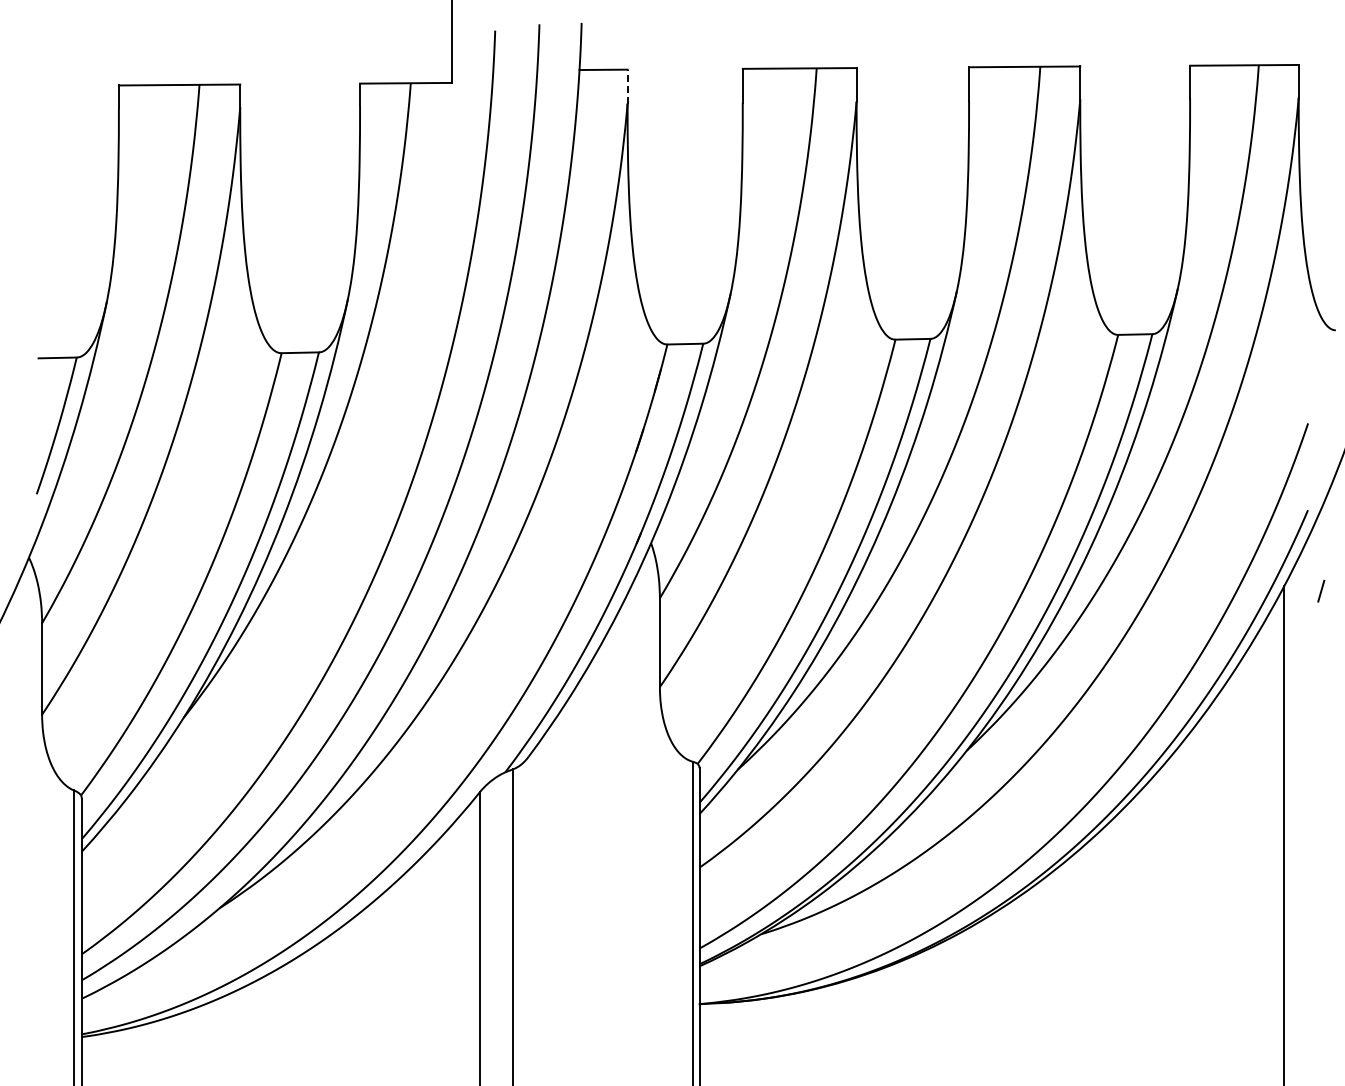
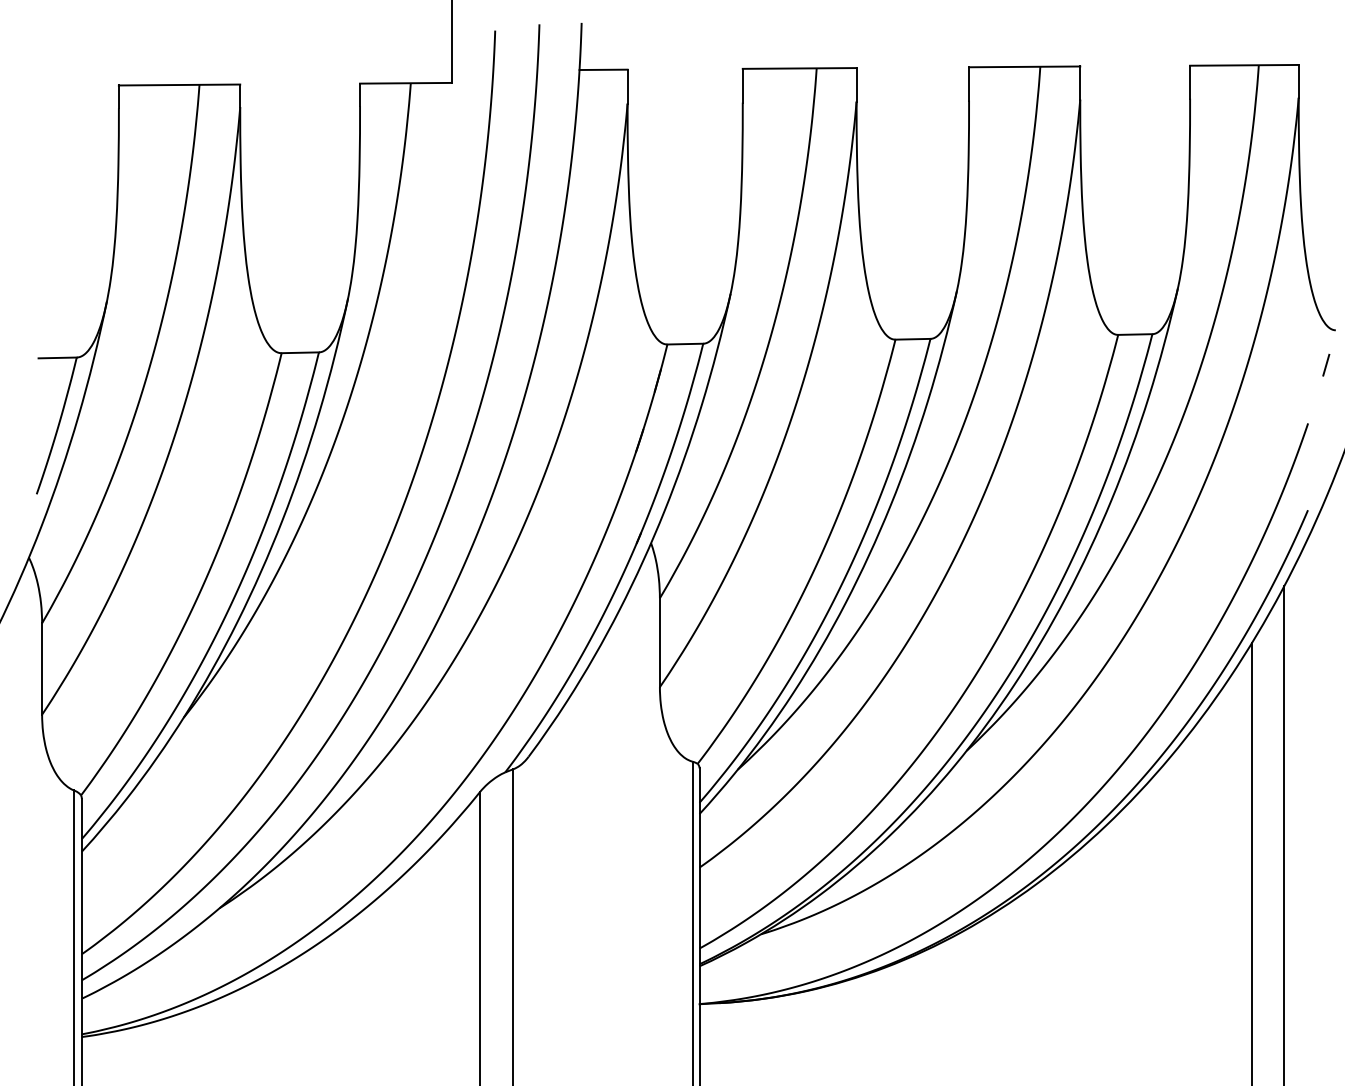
line: dashed -> solid (627, 86)
line position: (1321, 590) -> (1326, 364) (1326, 364)
line: none -> present (1252, 862)
